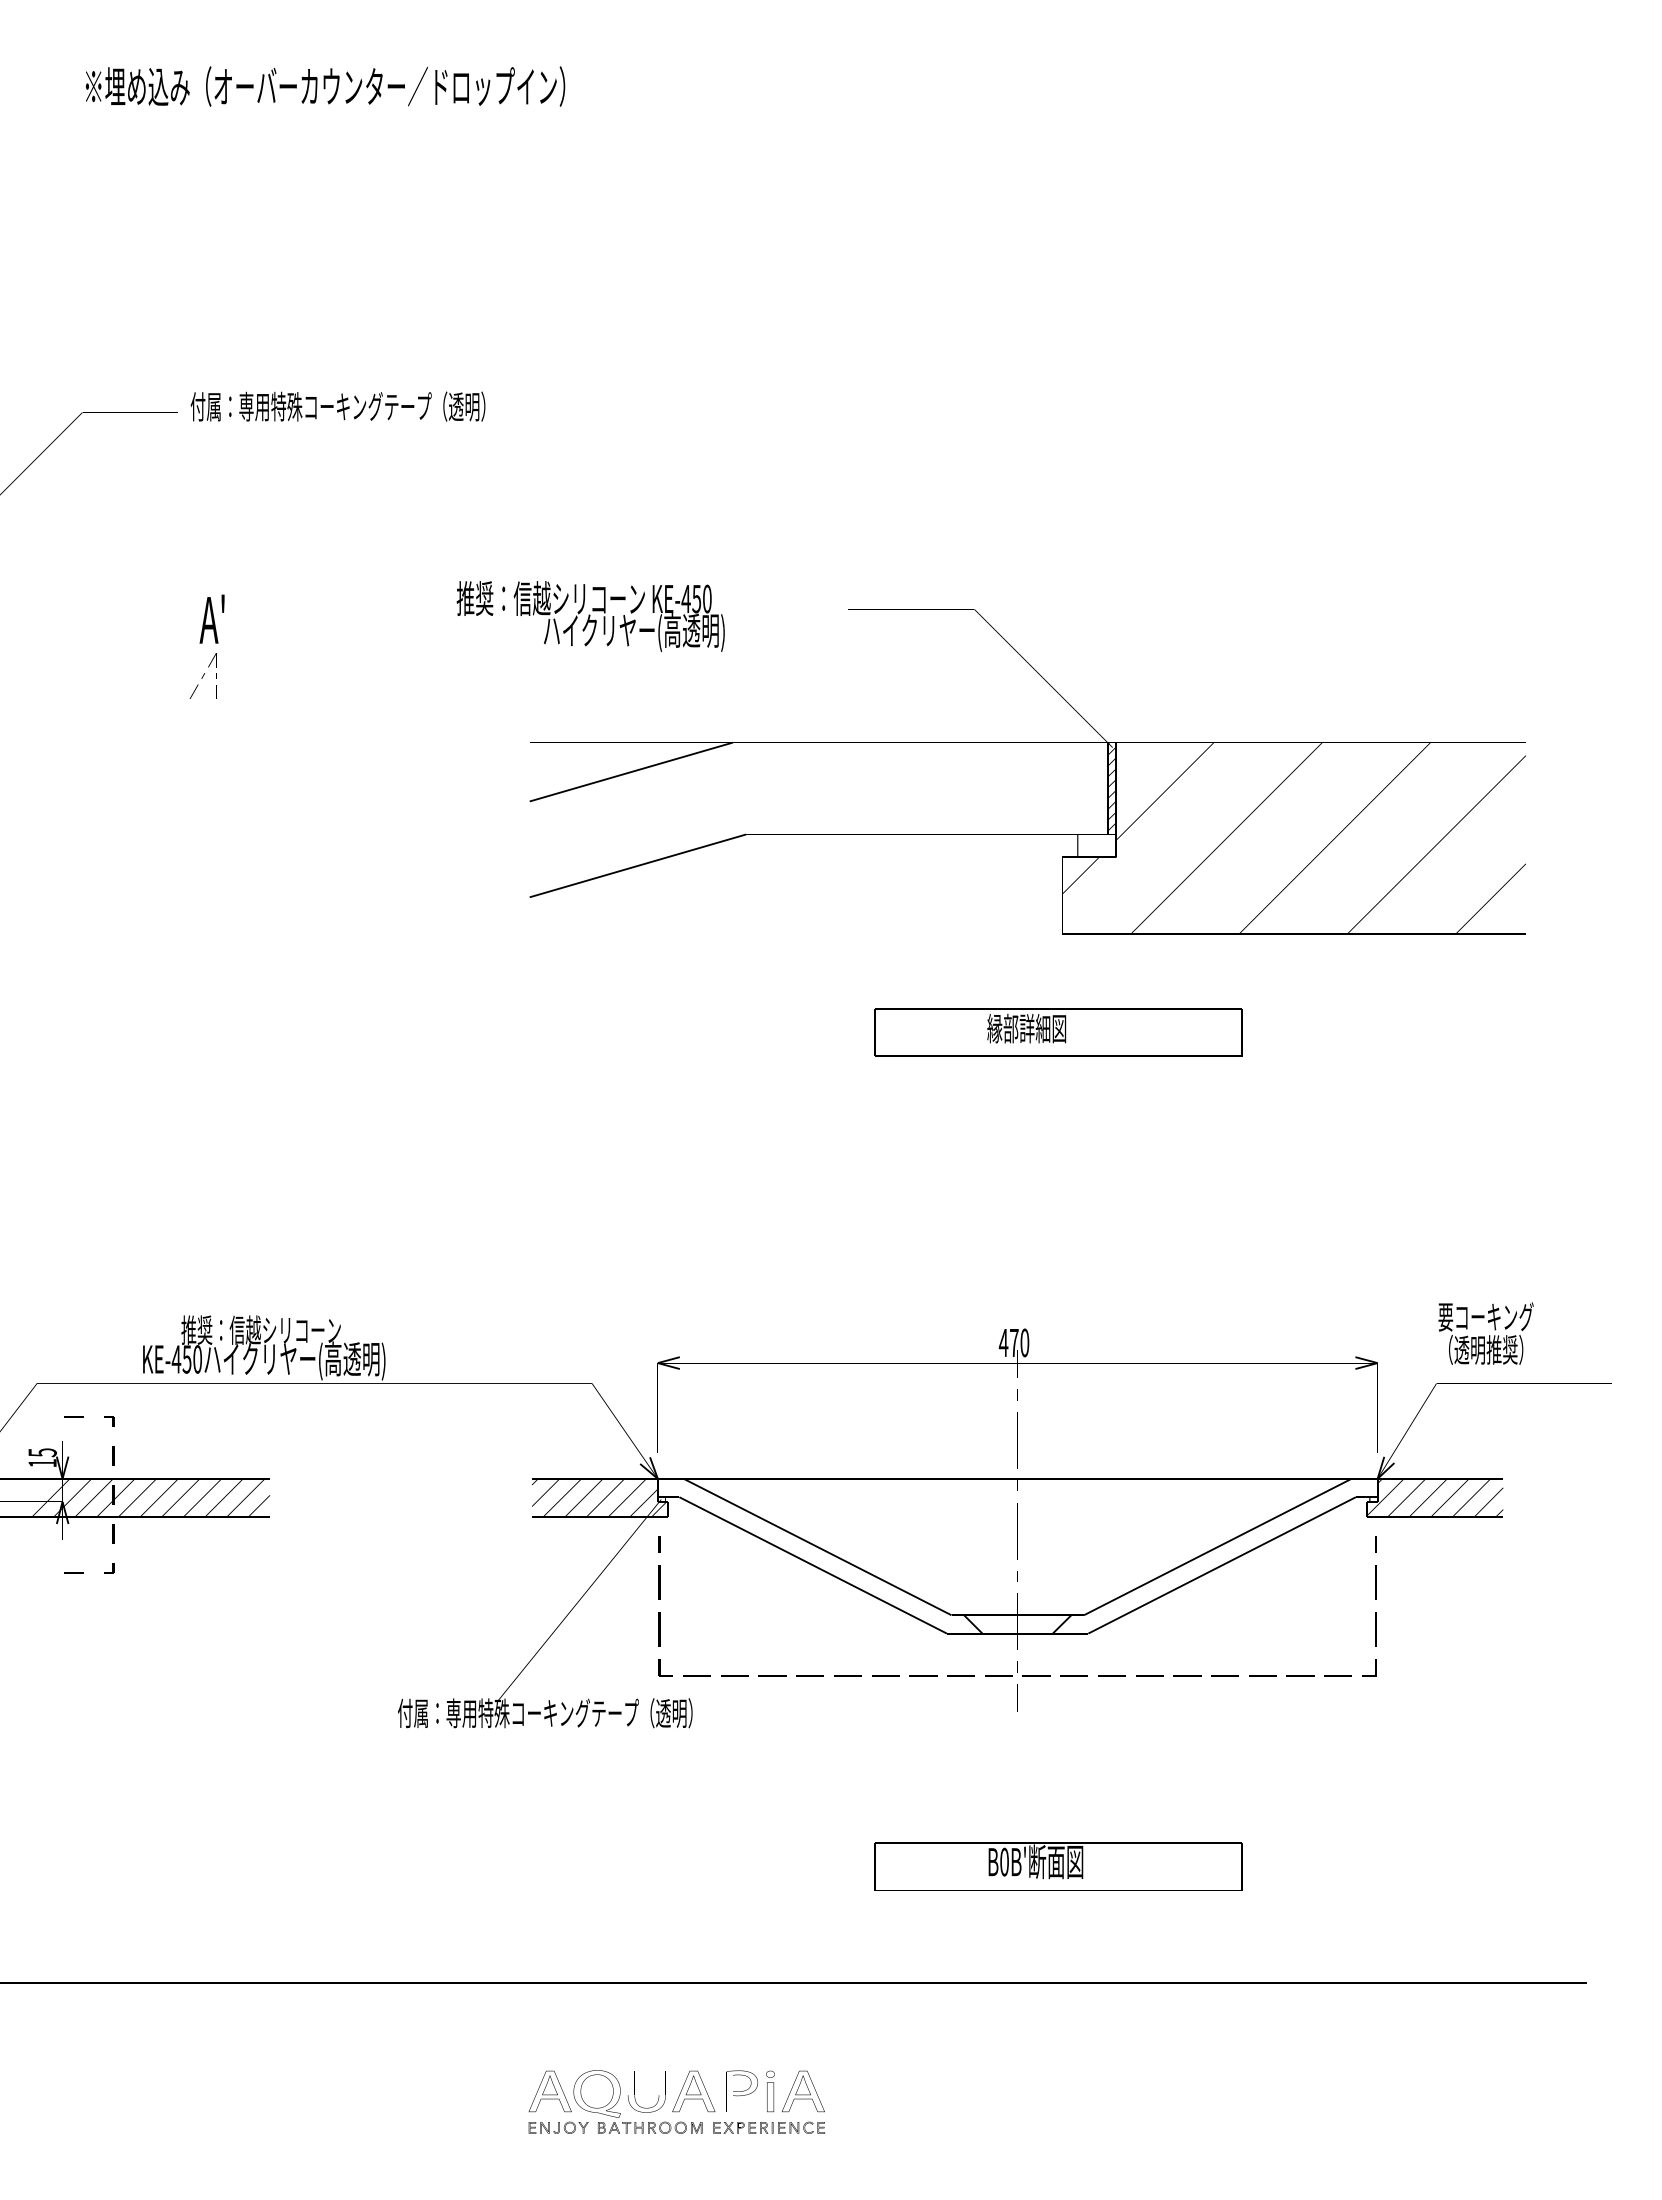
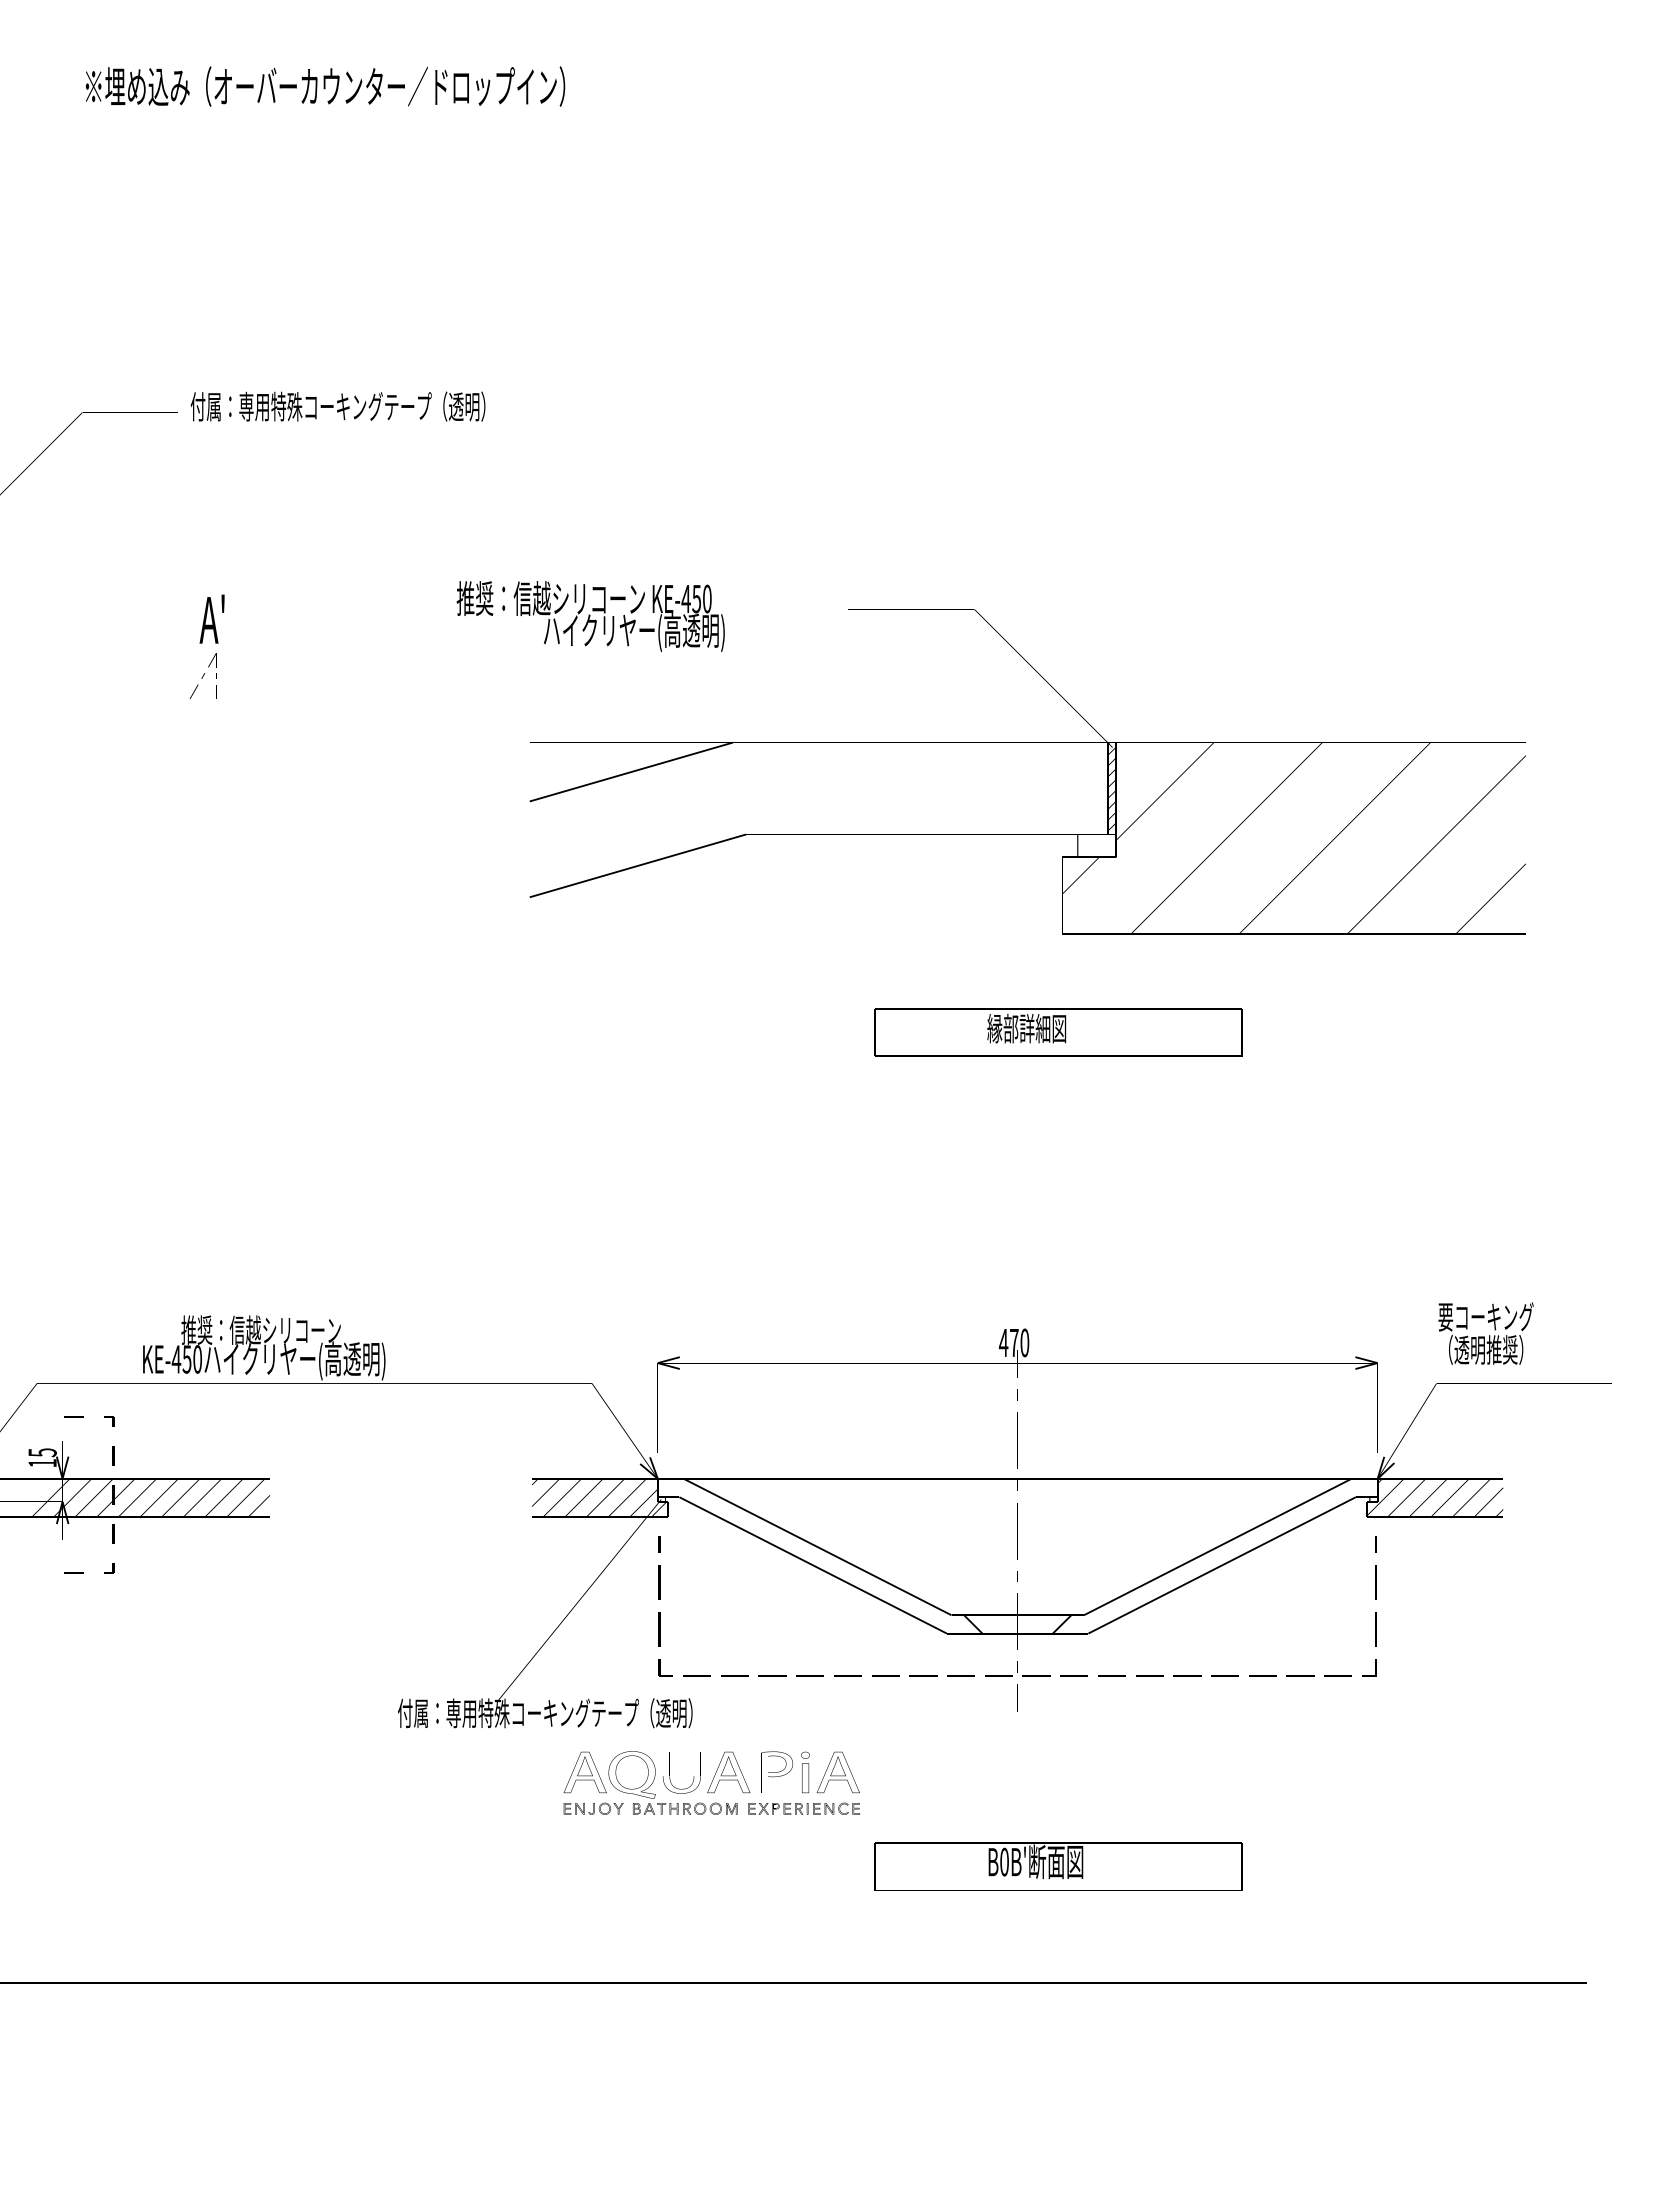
part position: (676, 2101) -> (711, 1782) (711, 1782)
